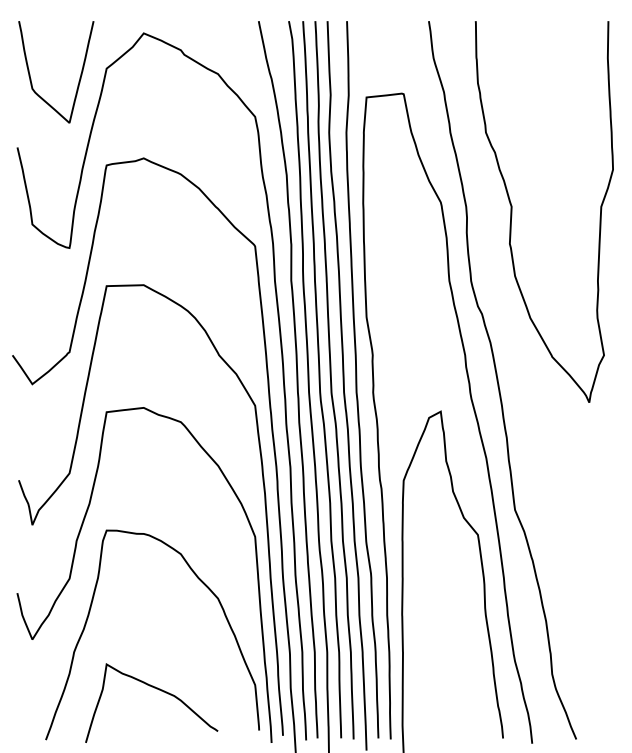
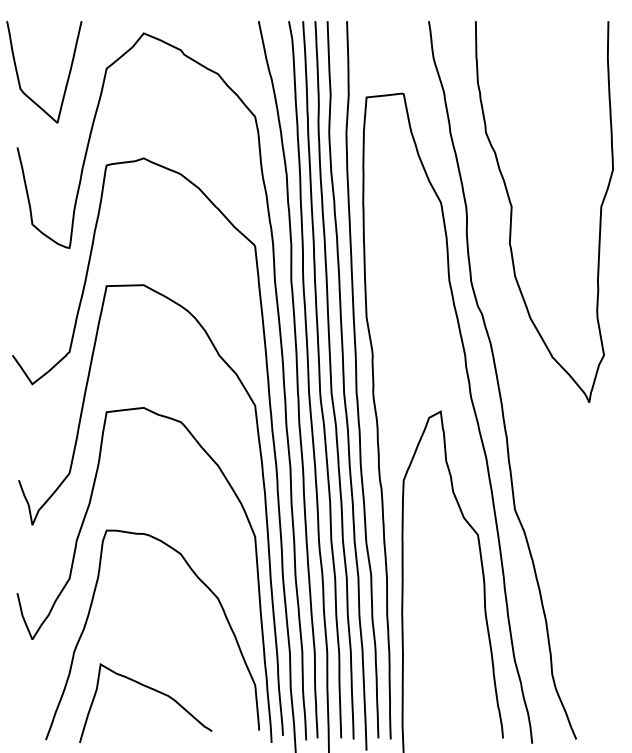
curve position: (79, 77) -> (67, 77) (67, 77)
curve position: (156, 689) -> (150, 689) (150, 689)
